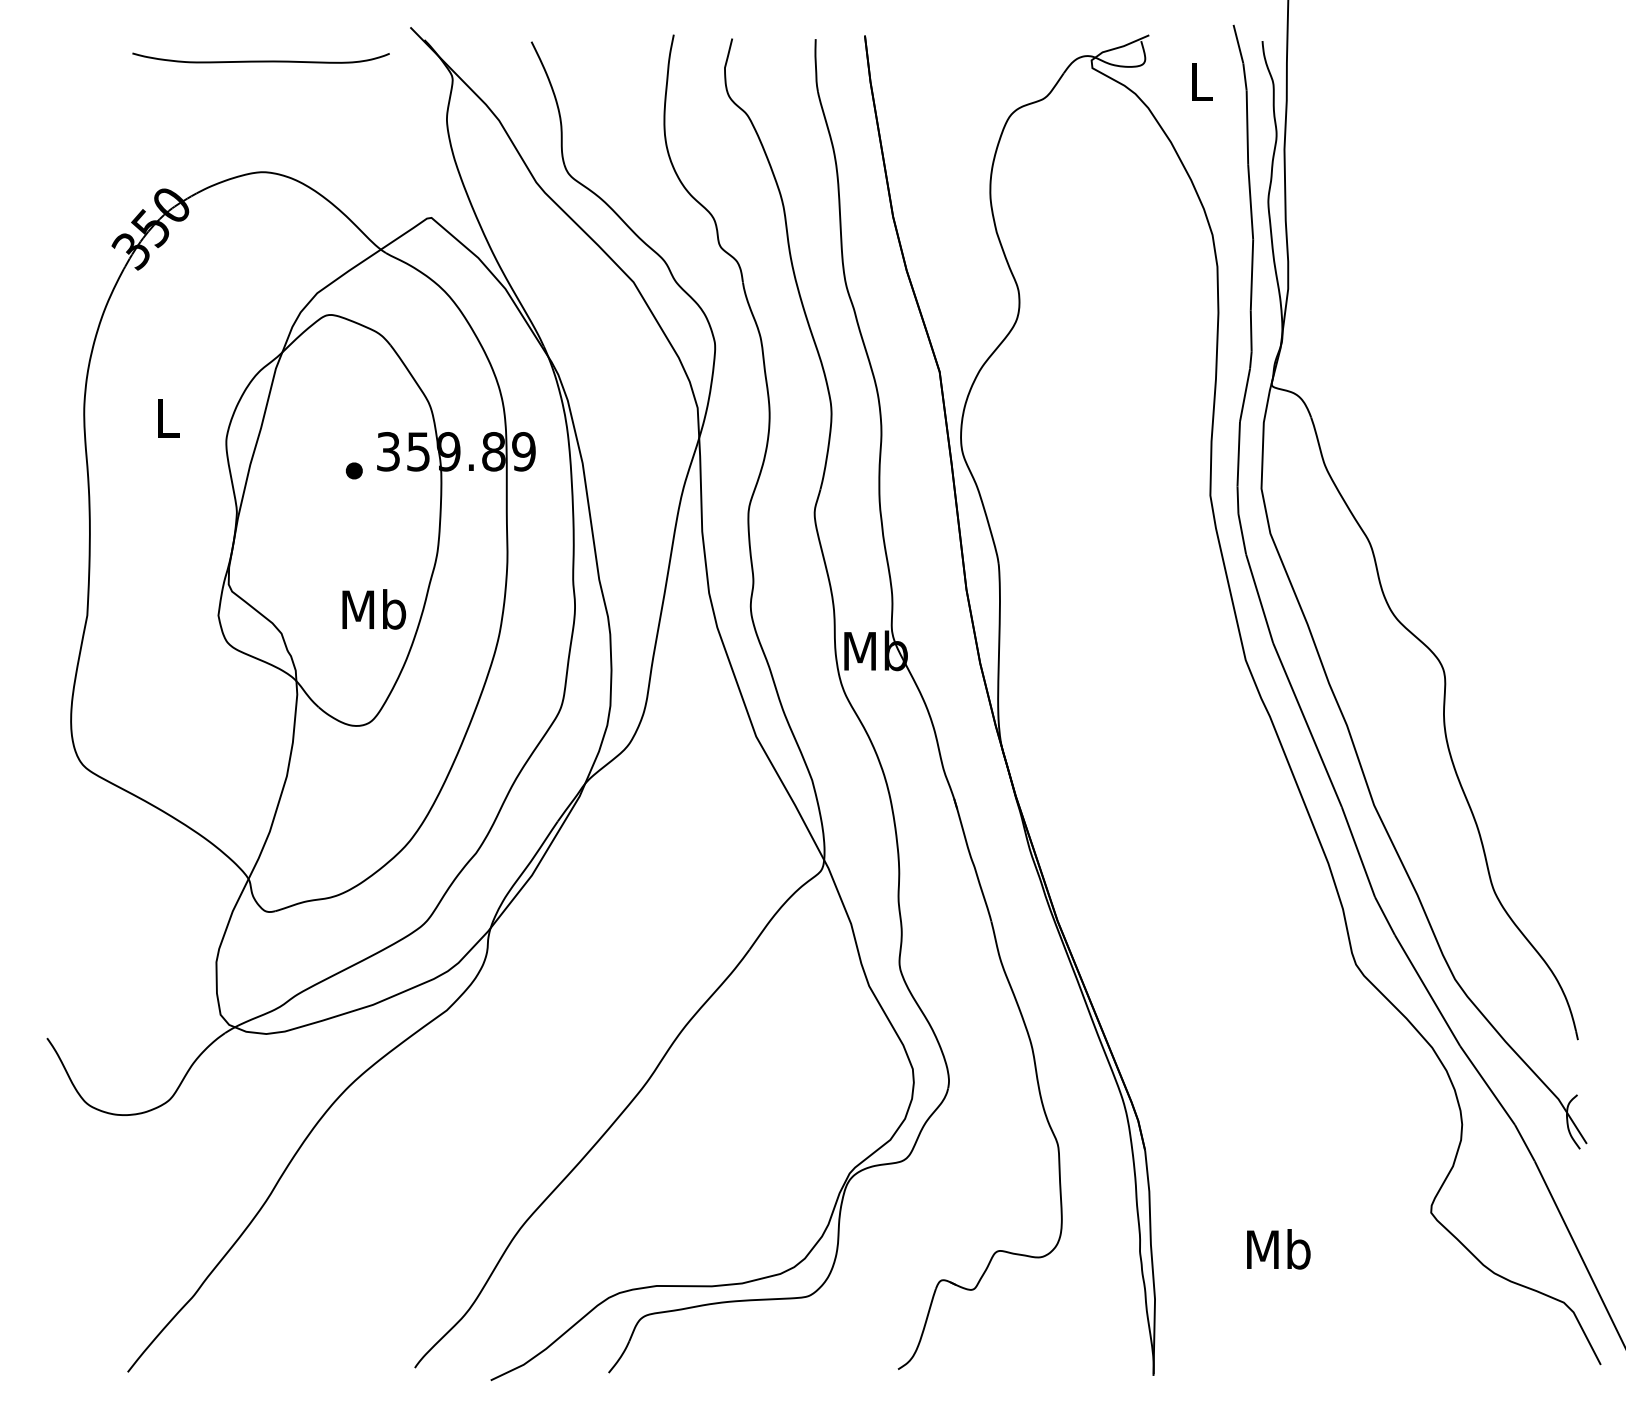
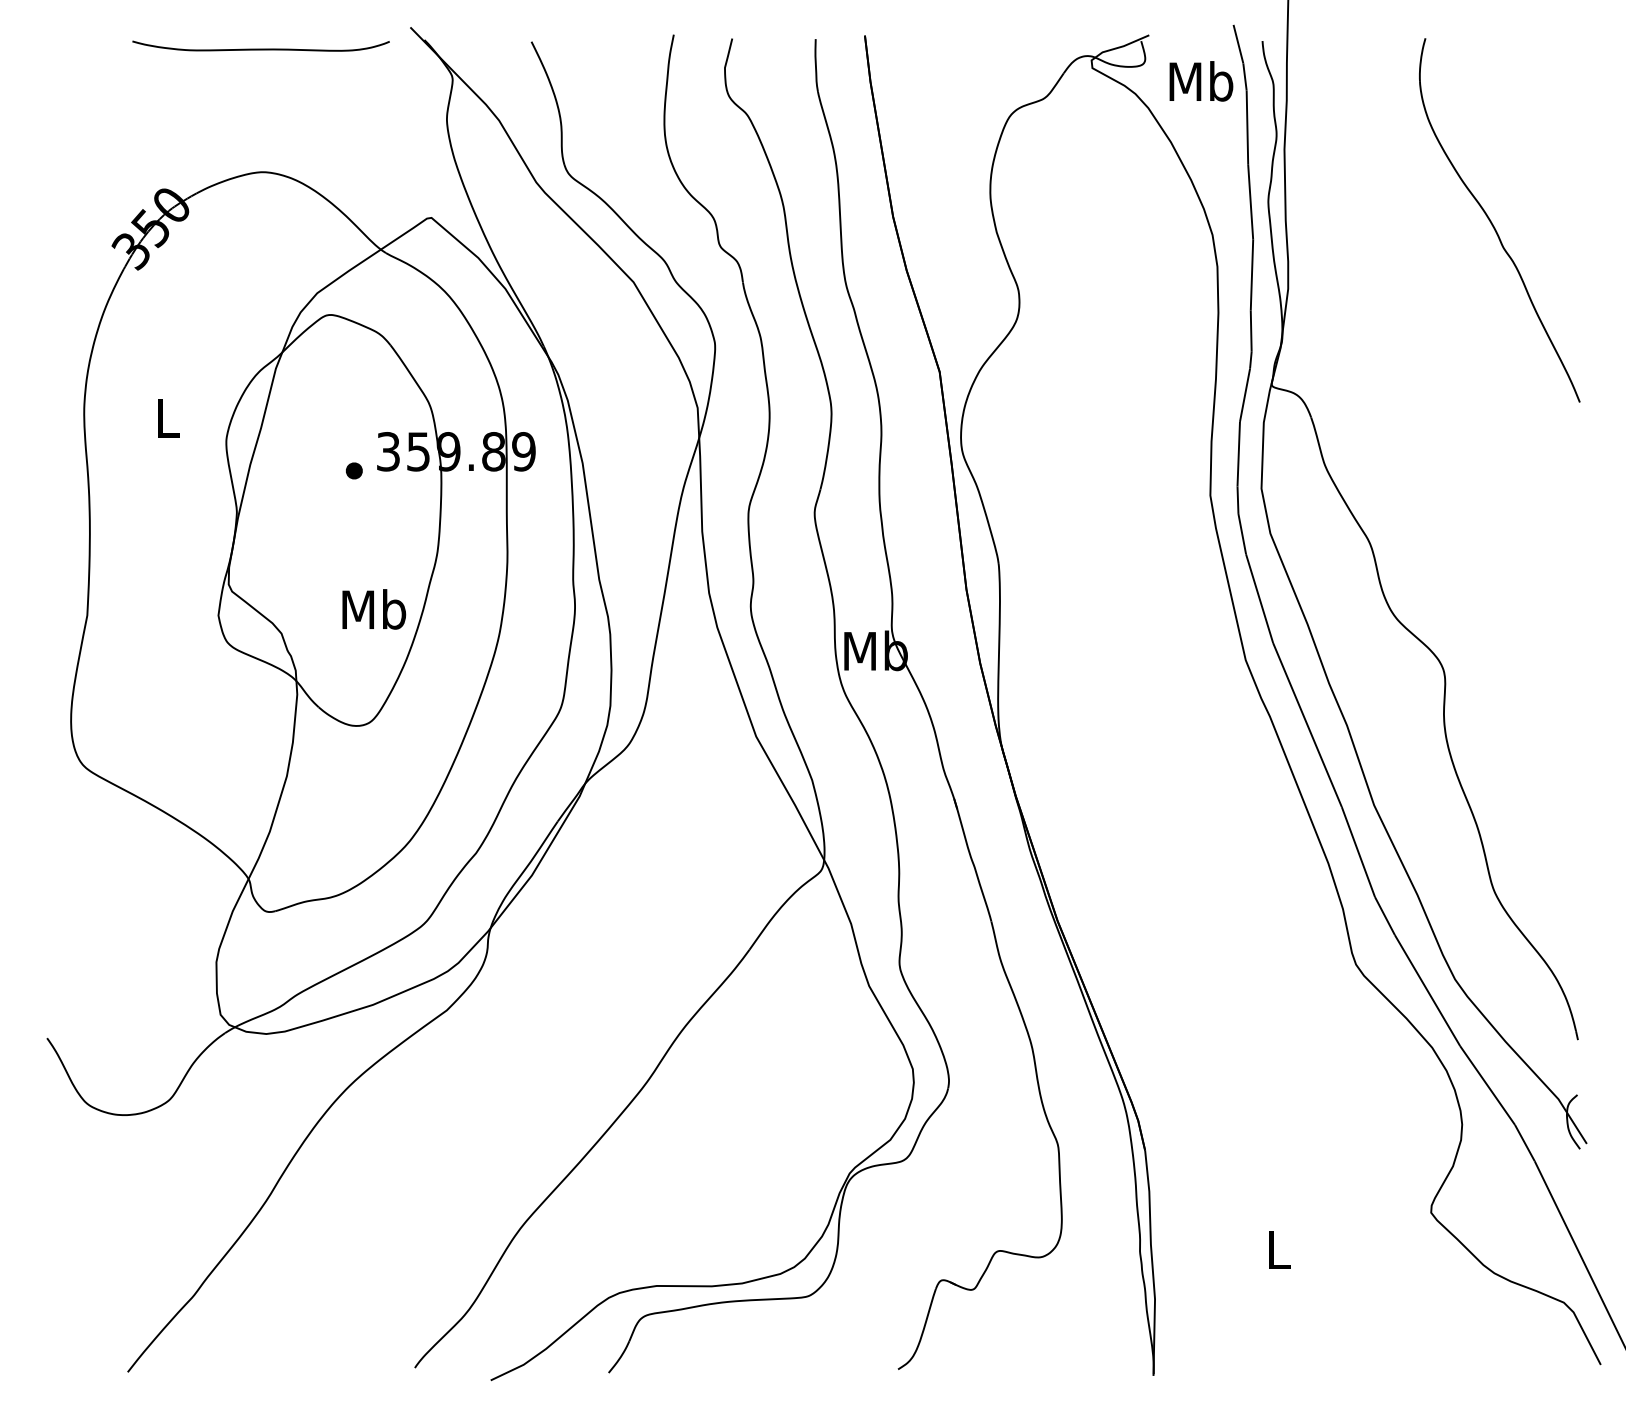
curve position: (260, 60) -> (260, 48) (260, 48)
text: L -> Mb (1201, 81)
part: none -> present (1493, 224)
text: Mb -> L (1278, 1249)
